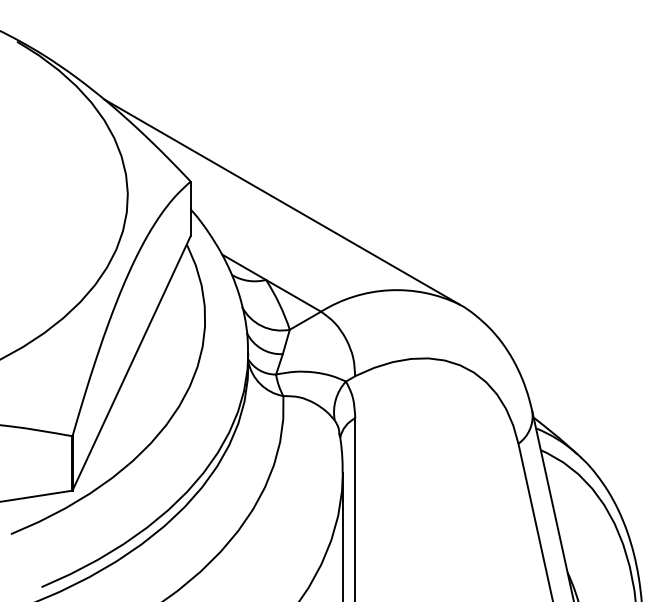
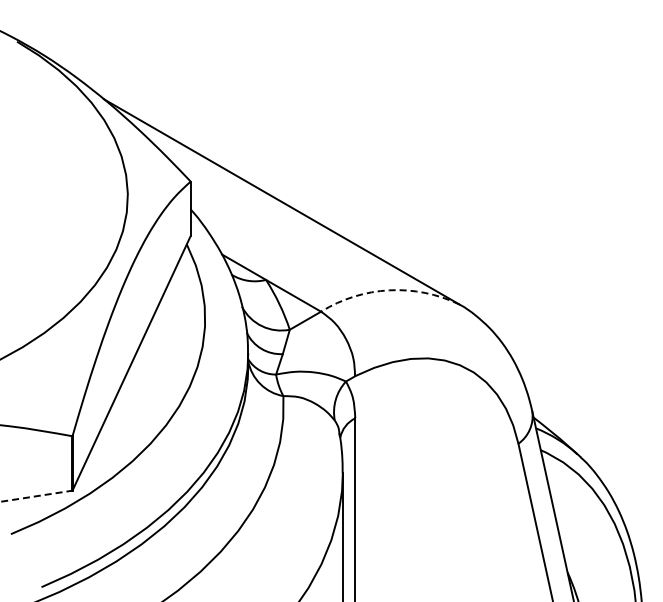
arc: solid -> dashed (389, 290)
line: solid -> dashed (36, 496)
